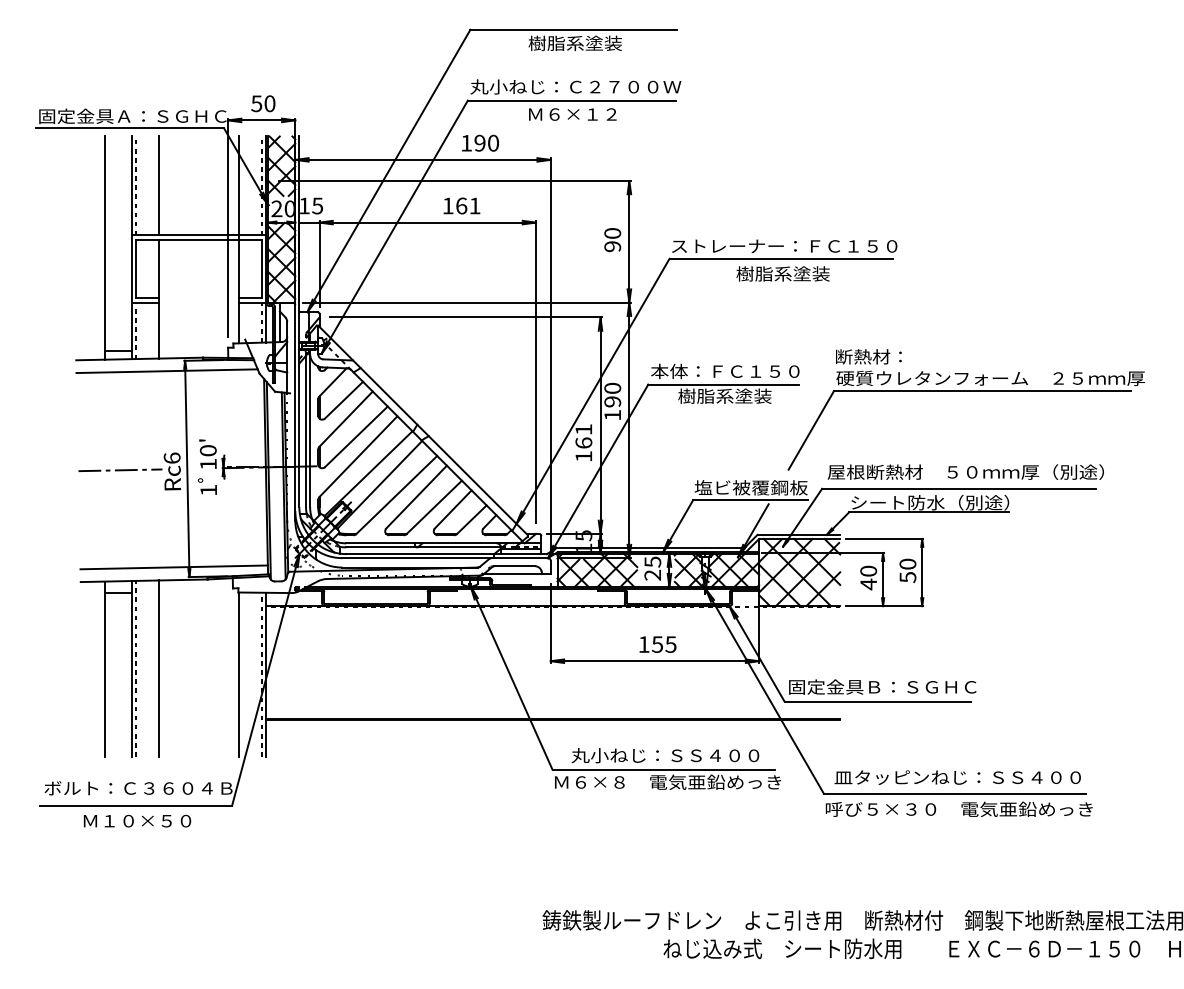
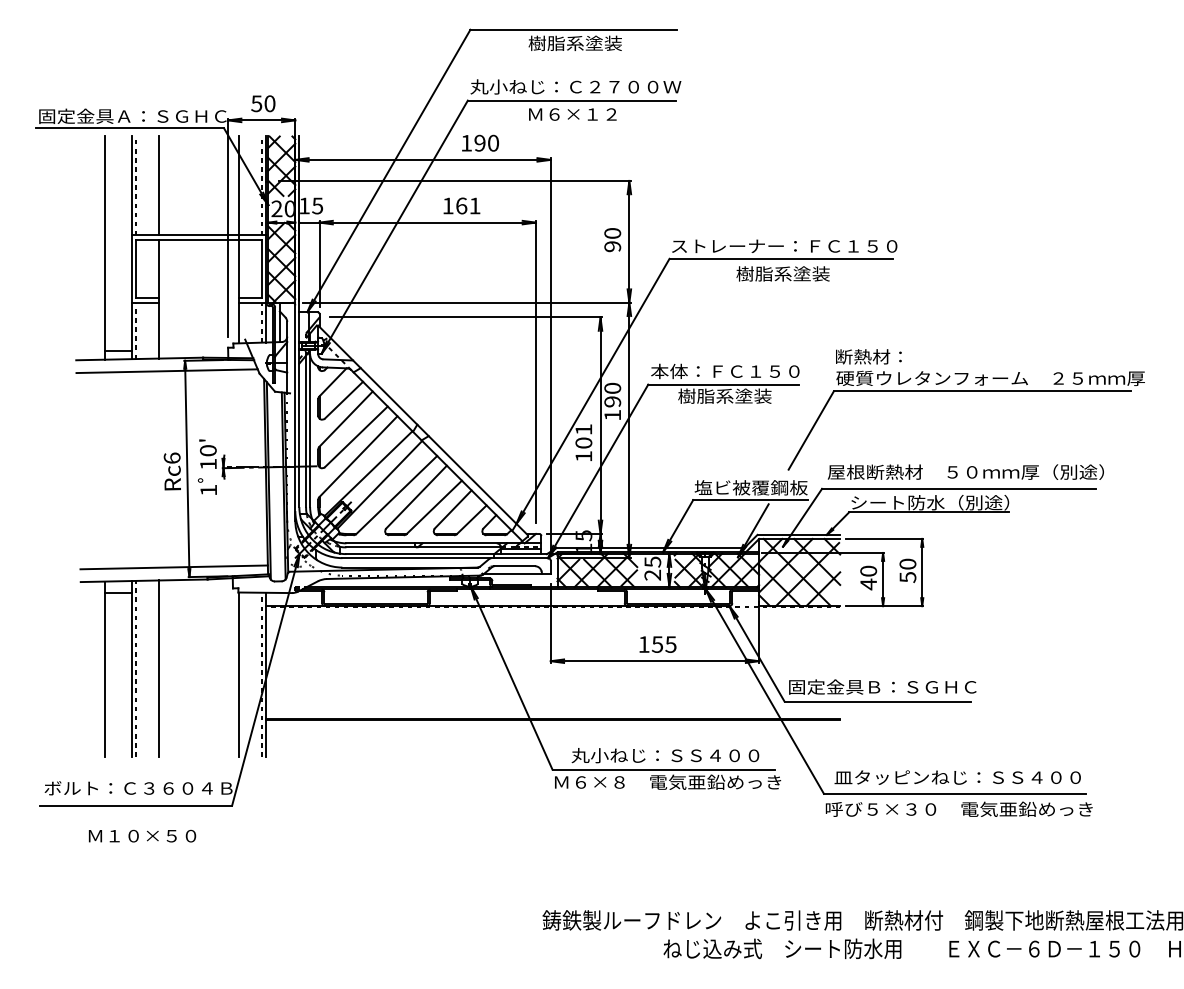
text: 161 -> 101 (583, 442)
line: present -> none (120, 470)
text position: (137, 820) -> (142, 835) (142, 835)
